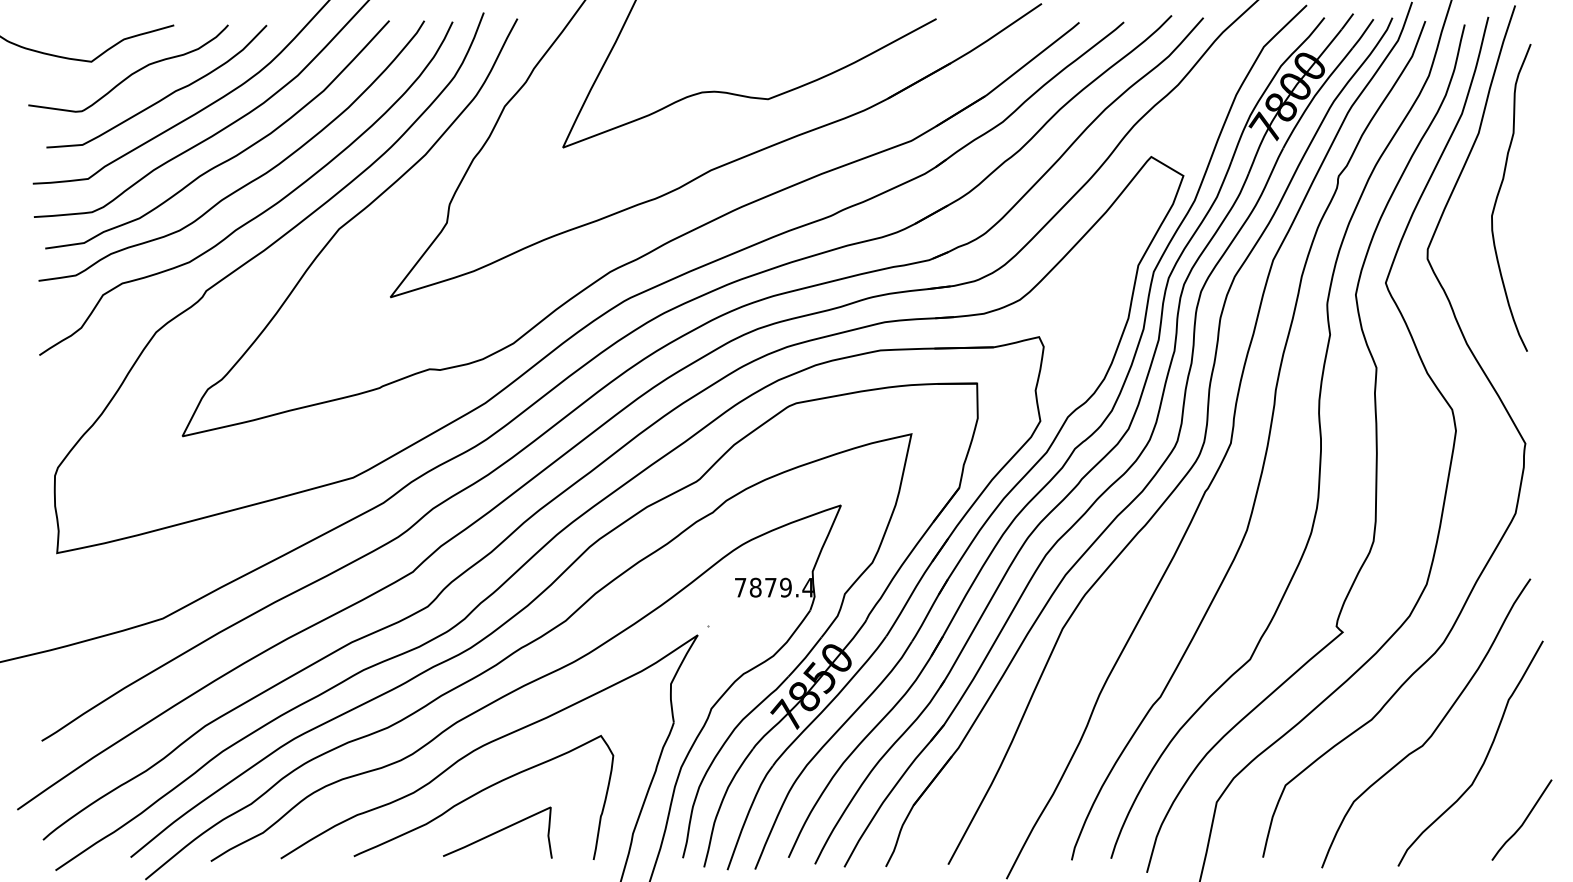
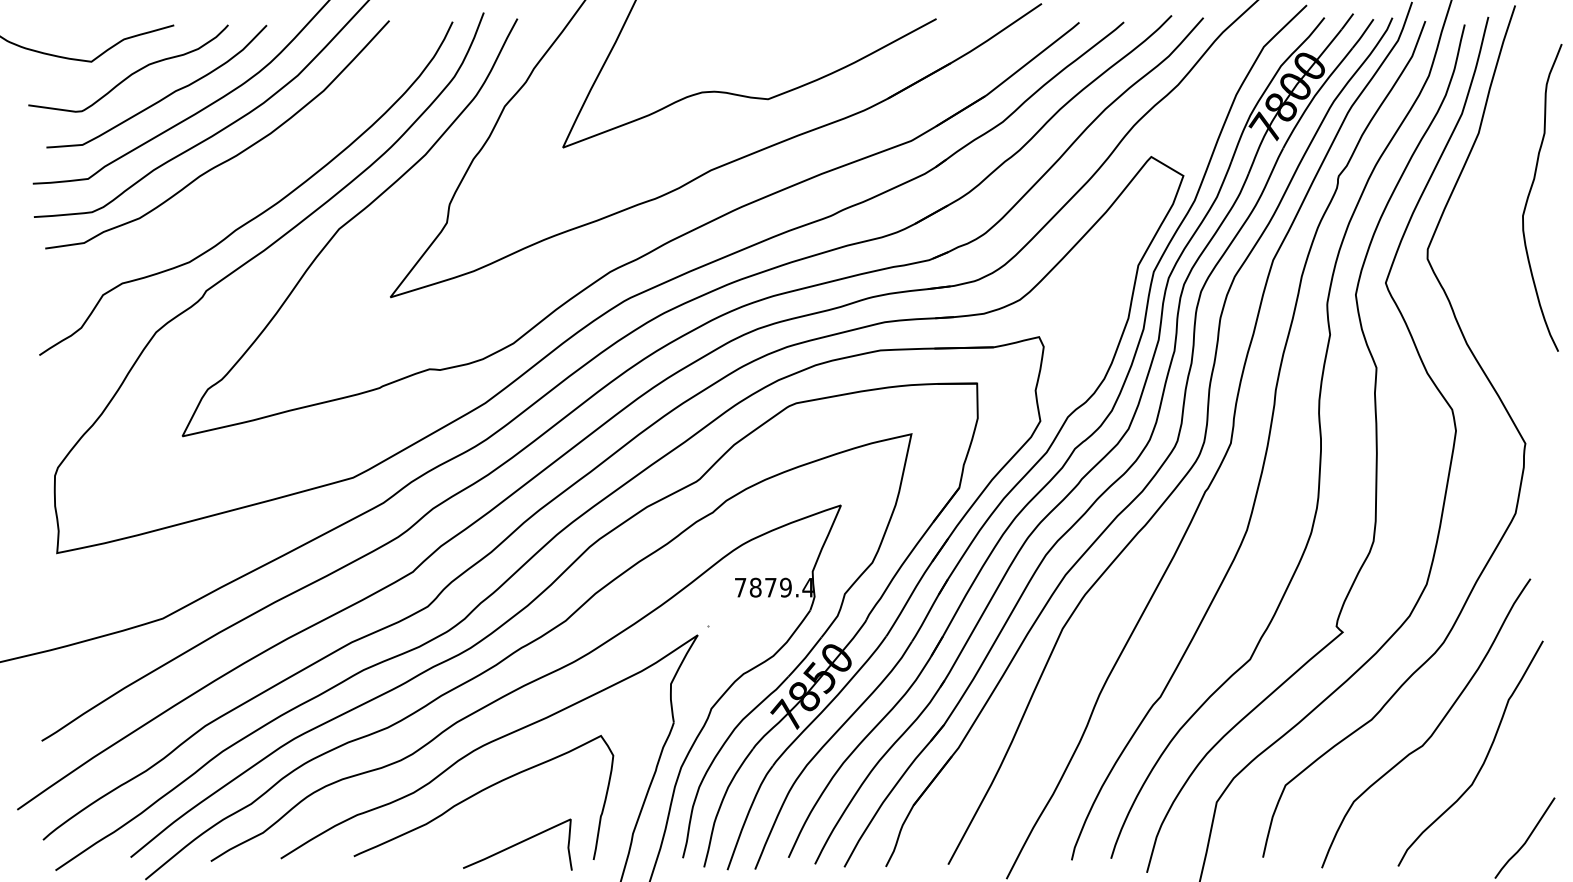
curve: present -> none (251, 180)
curve position: (1499, 193) -> (1530, 193) (1530, 193)
curve position: (1523, 821) -> (1526, 839) (1526, 839)
curve position: (497, 832) -> (517, 844) (517, 844)
